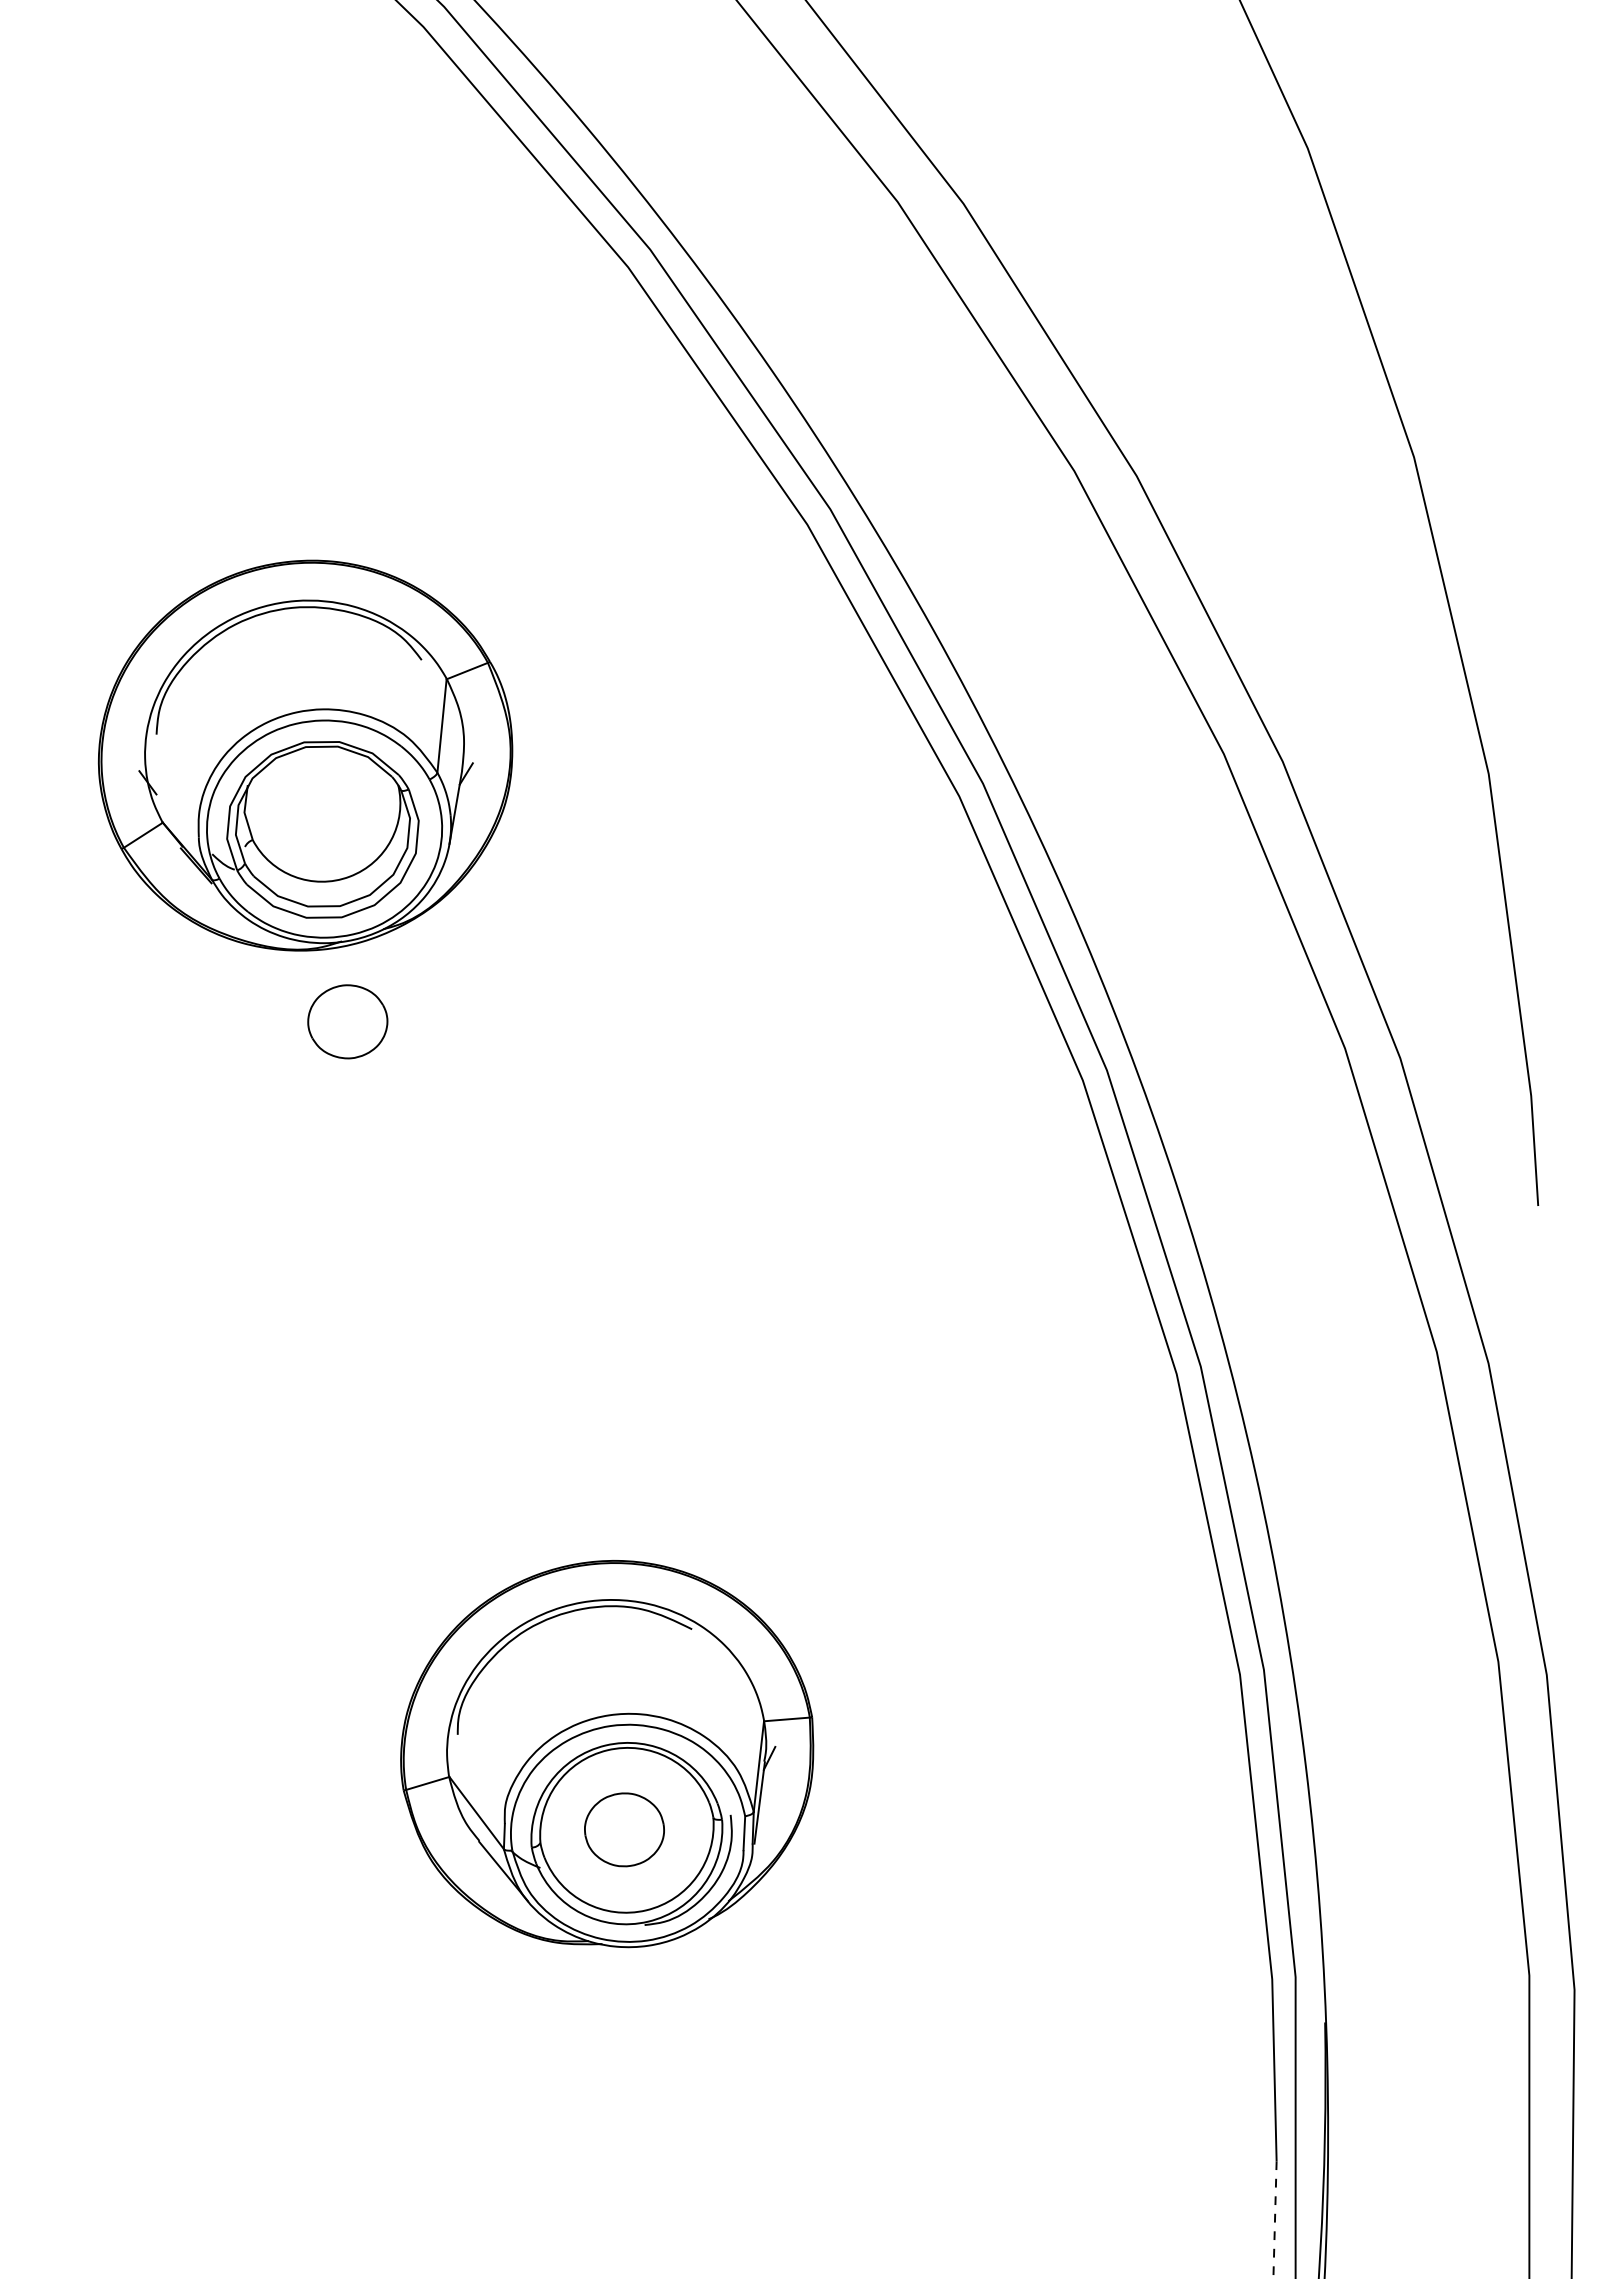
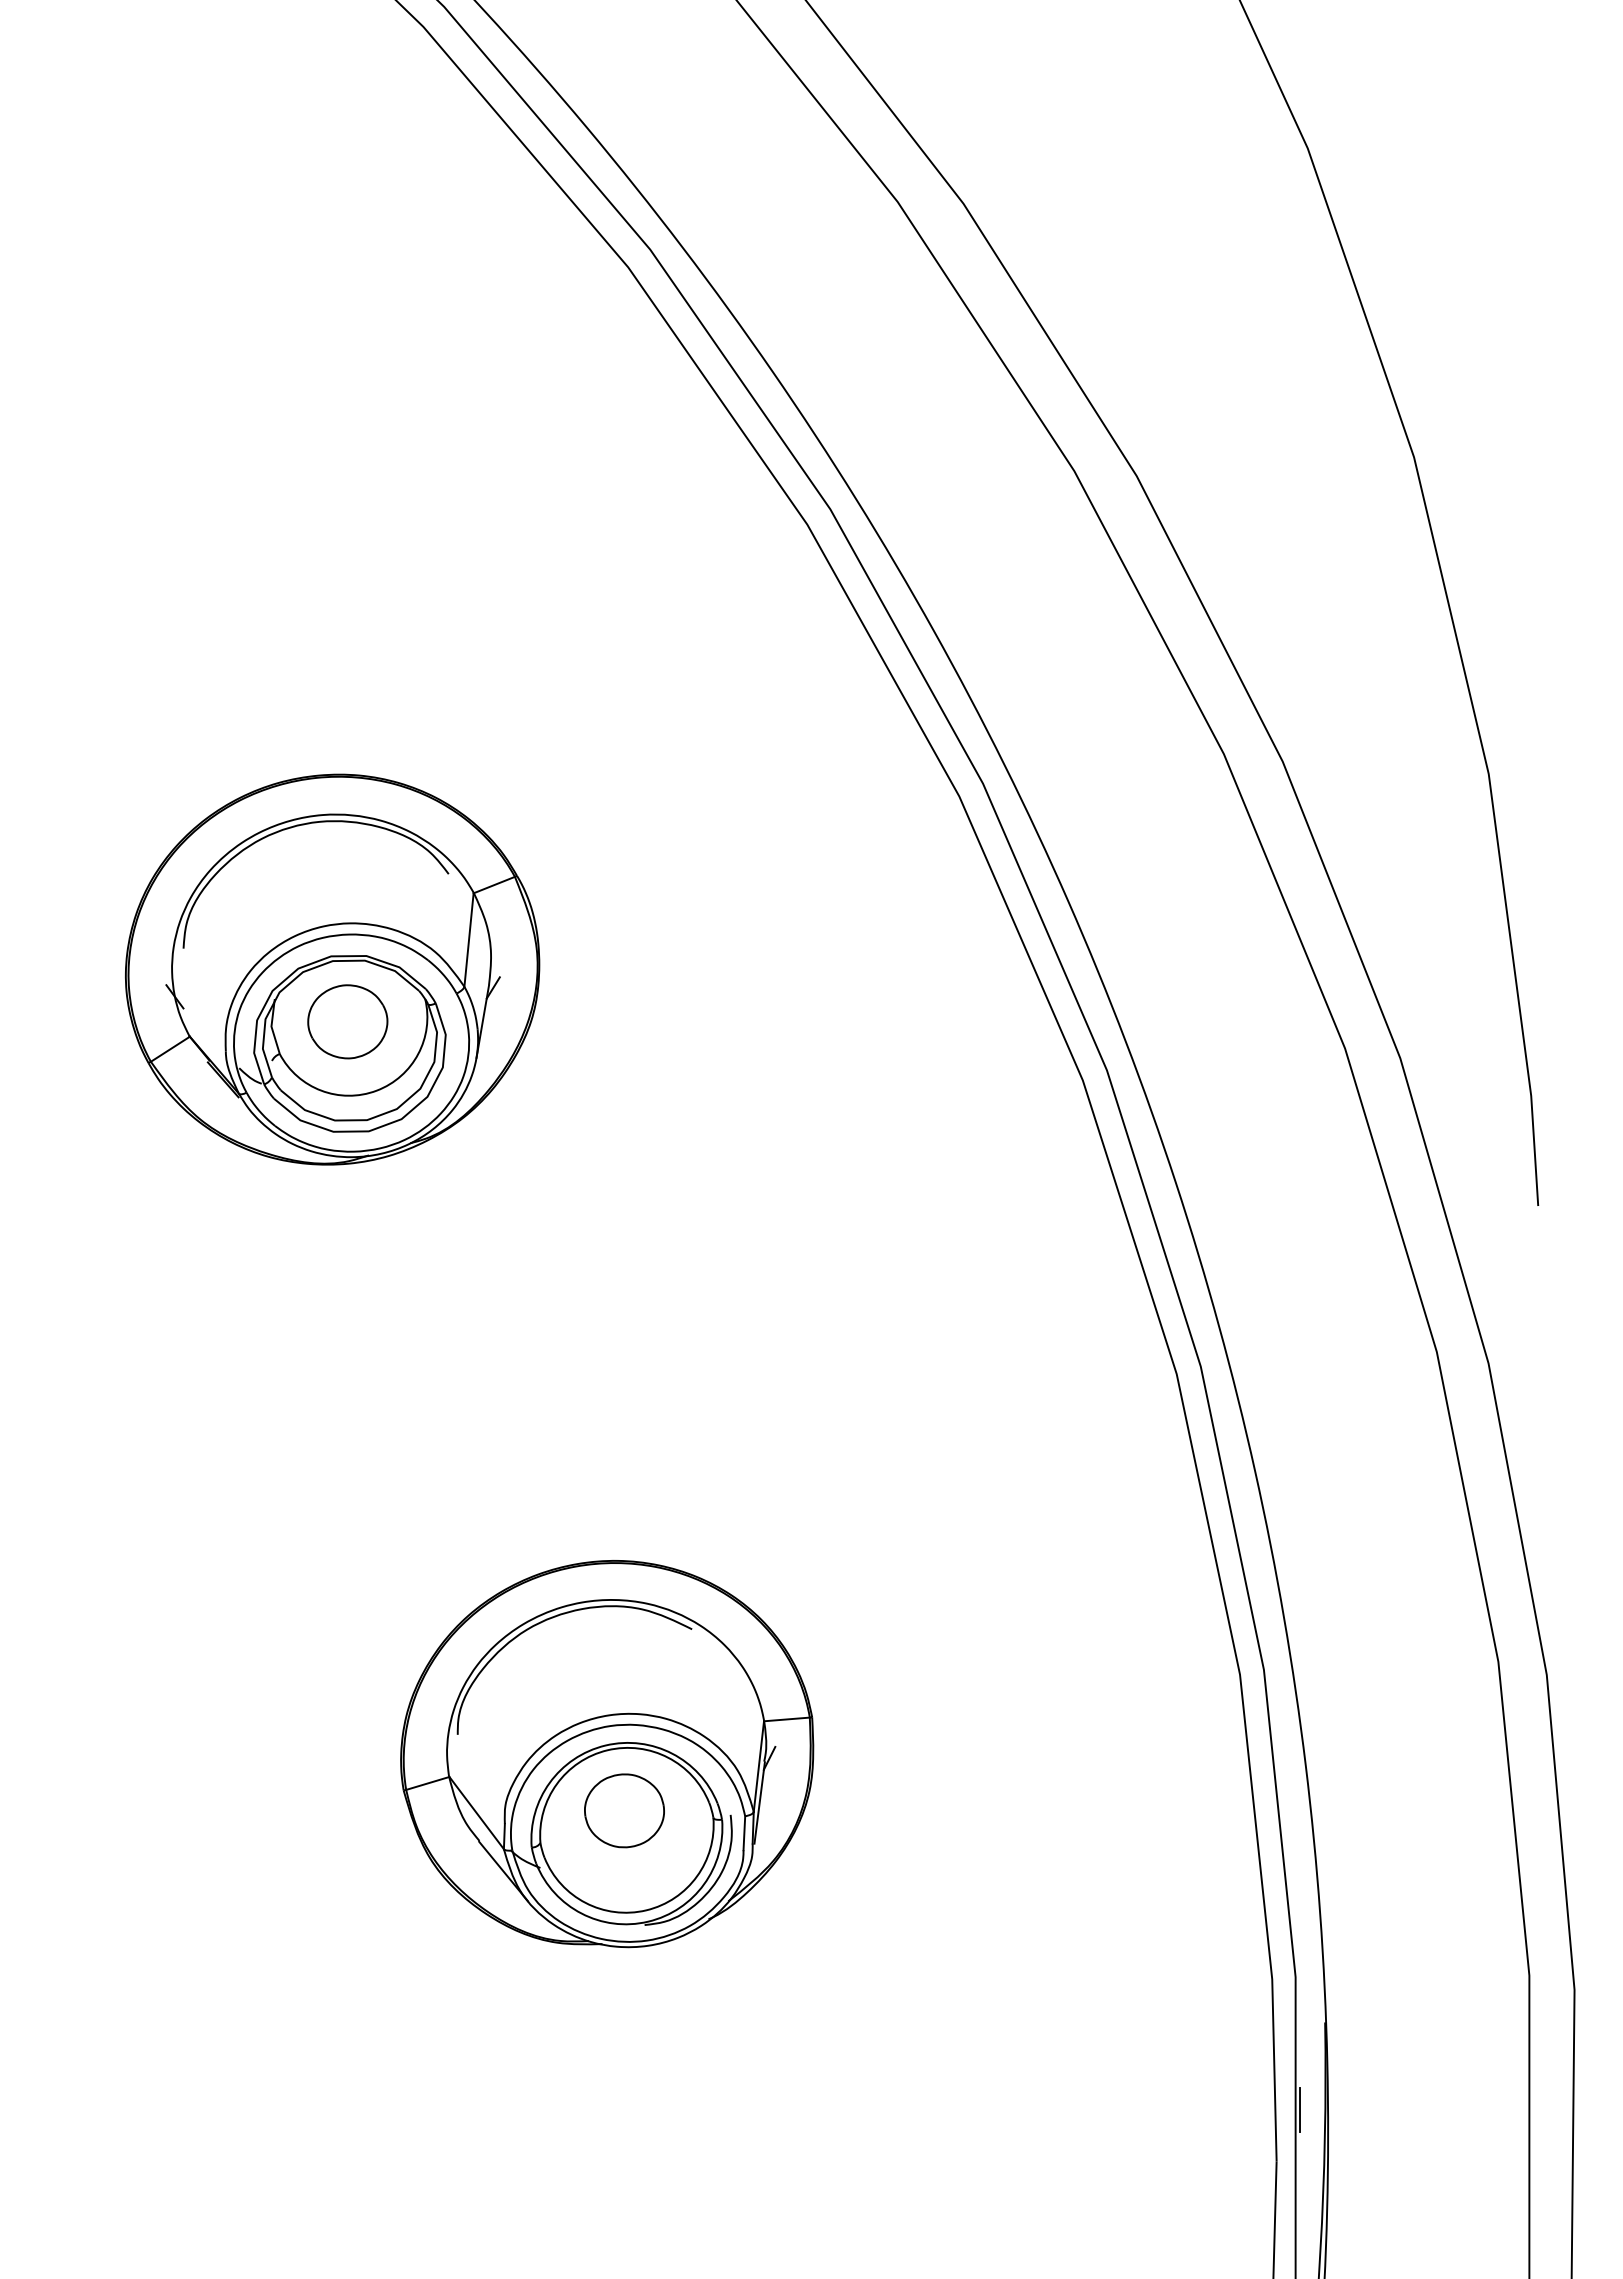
part position: (305, 755) -> (332, 969) (332, 969)
part position: (624, 1829) -> (624, 1810) (624, 1810)
line: none -> present (1299, 2109)
line: dashed -> solid (1275, 2219)
